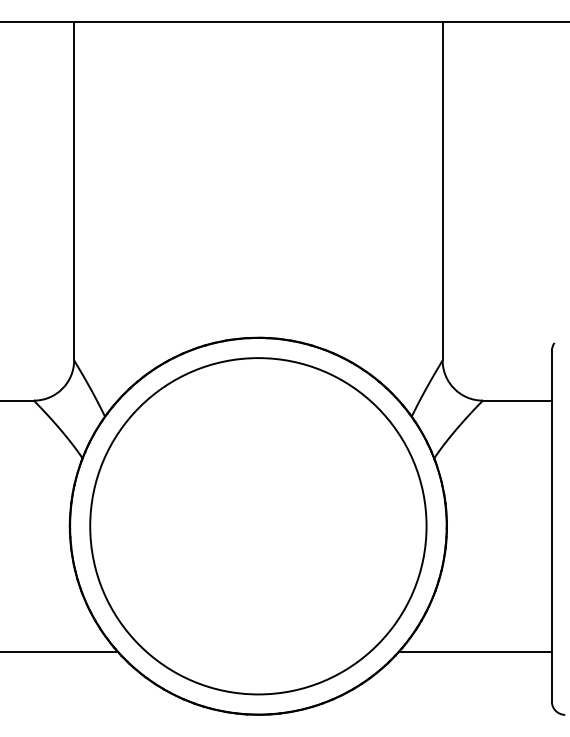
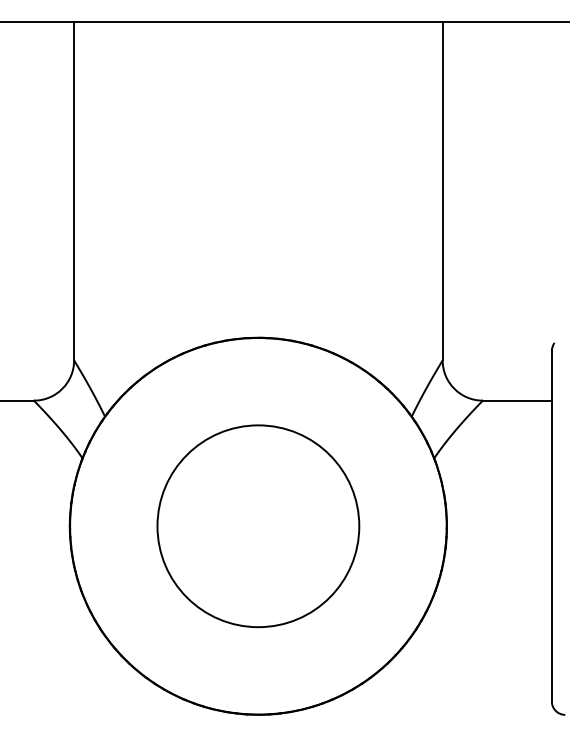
circle diameter: 336 px -> 202 px (258, 526)
line: present -> none (59, 651)
line: present -> none (475, 651)
